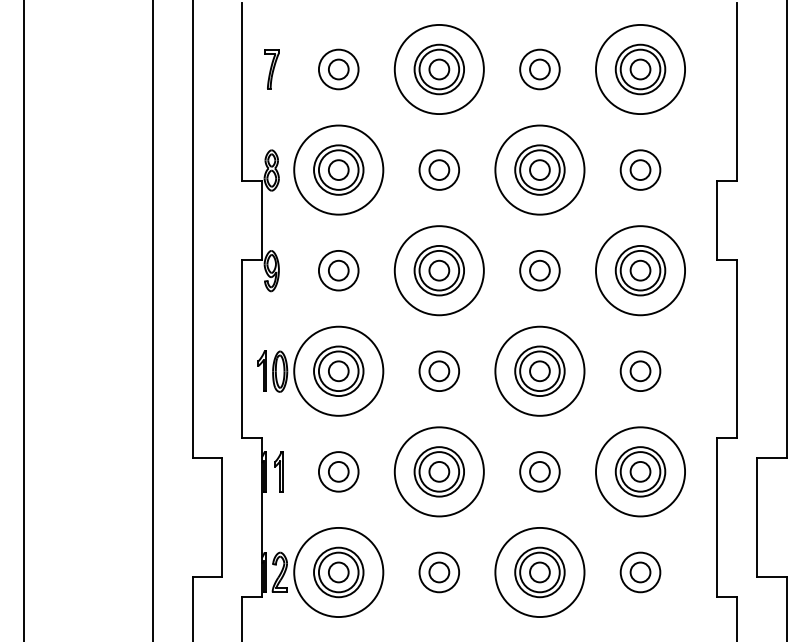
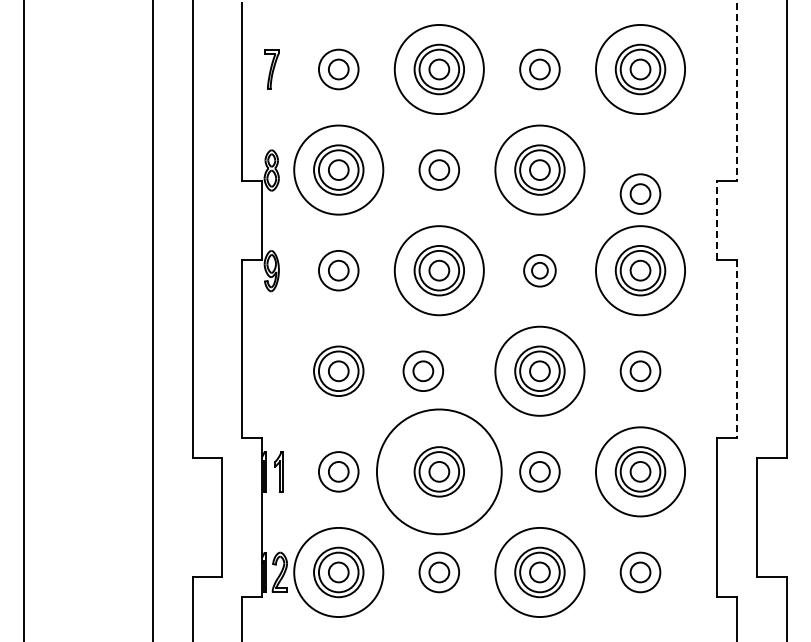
line: solid -> dashed (737, 92)
part position: (640, 169) -> (640, 193) (640, 193)
line: solid -> dashed (717, 220)
part size: 42x42 px -> 34x34 px (539, 270)
line: solid -> dashed (737, 349)
part: present -> none (320, 370)
part position: (438, 370) -> (422, 370) (422, 370)
circle diameter: 89 px -> 125 px (438, 471)
